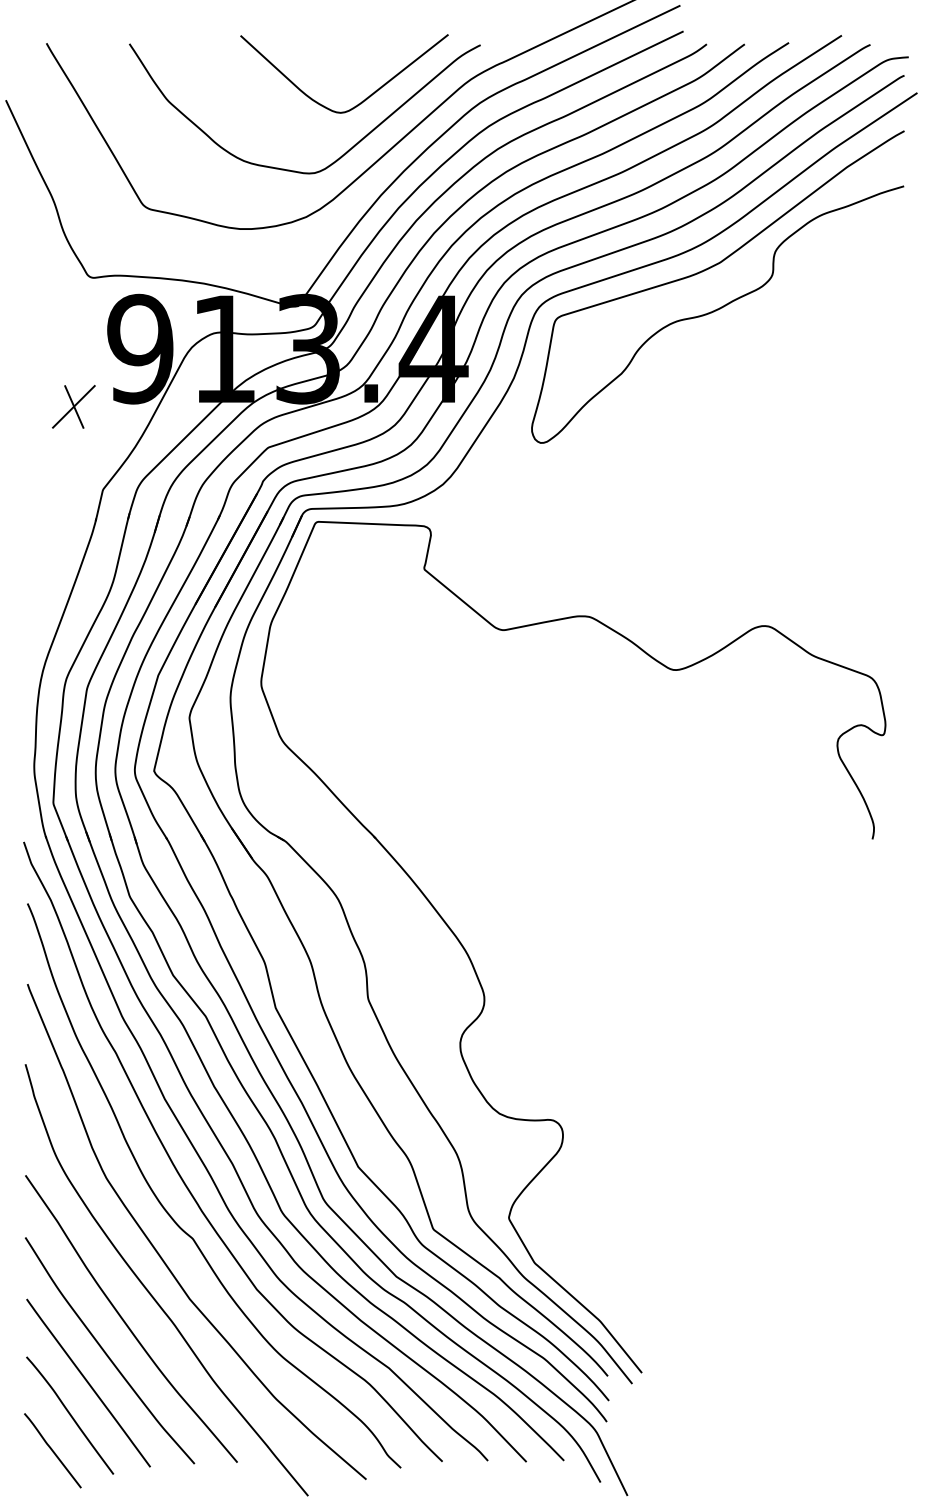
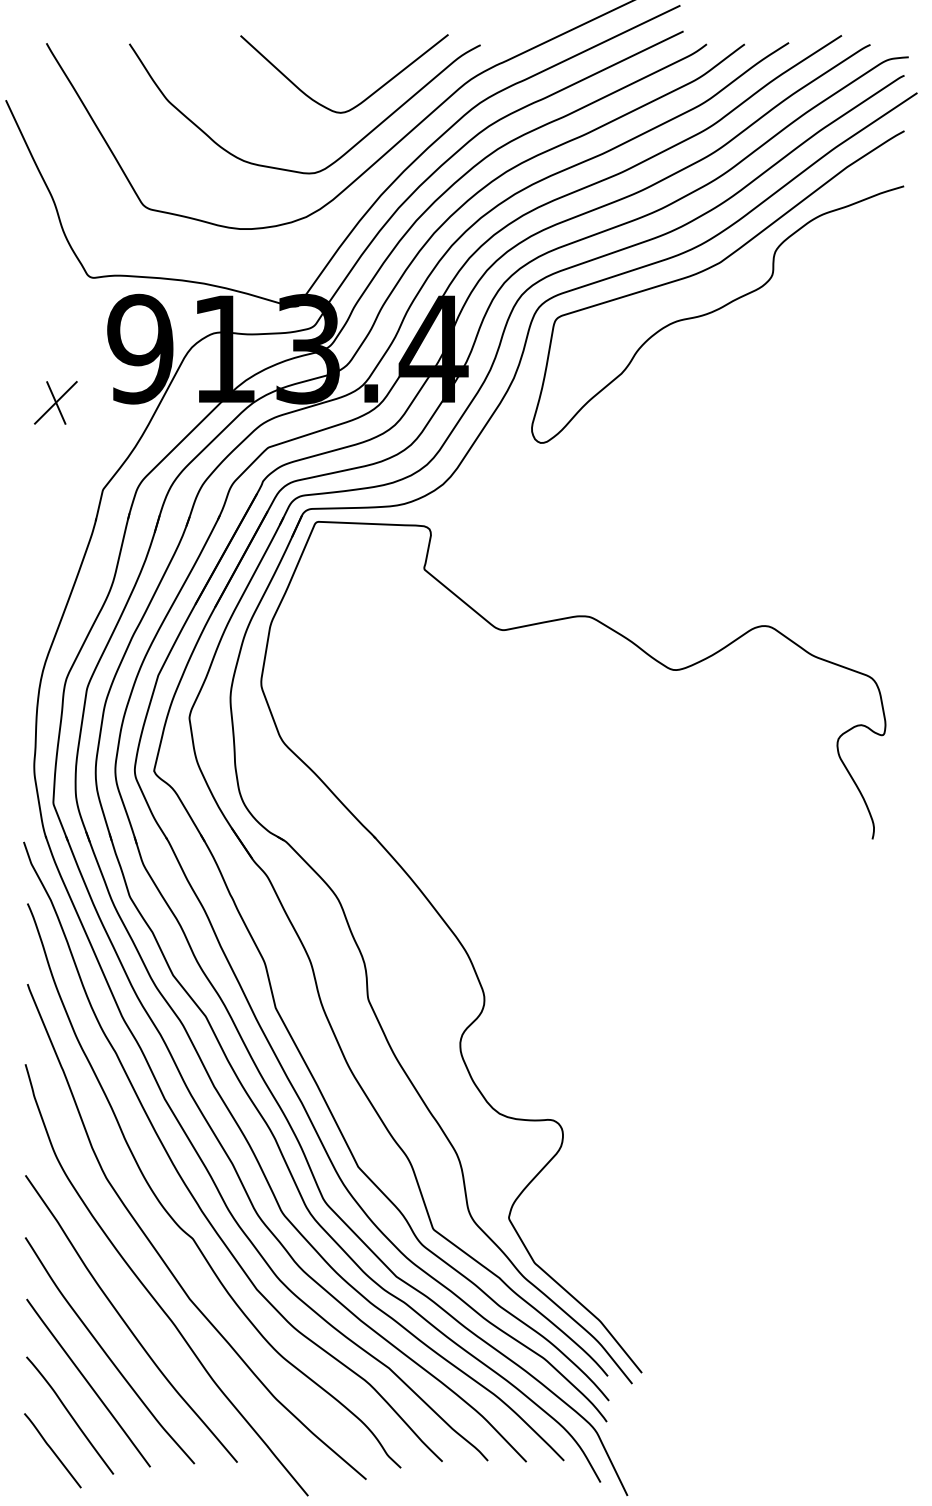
part position: (73, 406) -> (55, 402) (55, 402)
